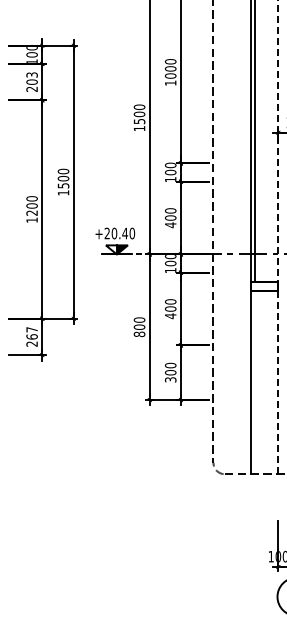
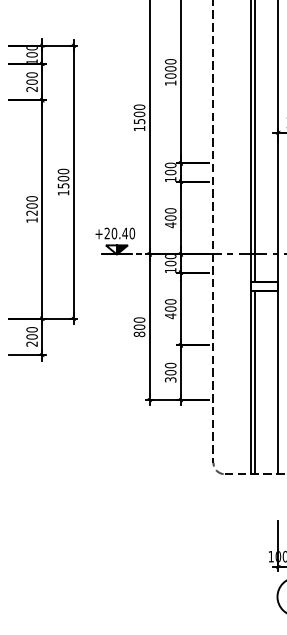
text: 203 -> 200 (31, 74)
line: dashed -> solid (278, 237)
text: 267 -> 200 (31, 333)
line: none -> present (254, 382)
